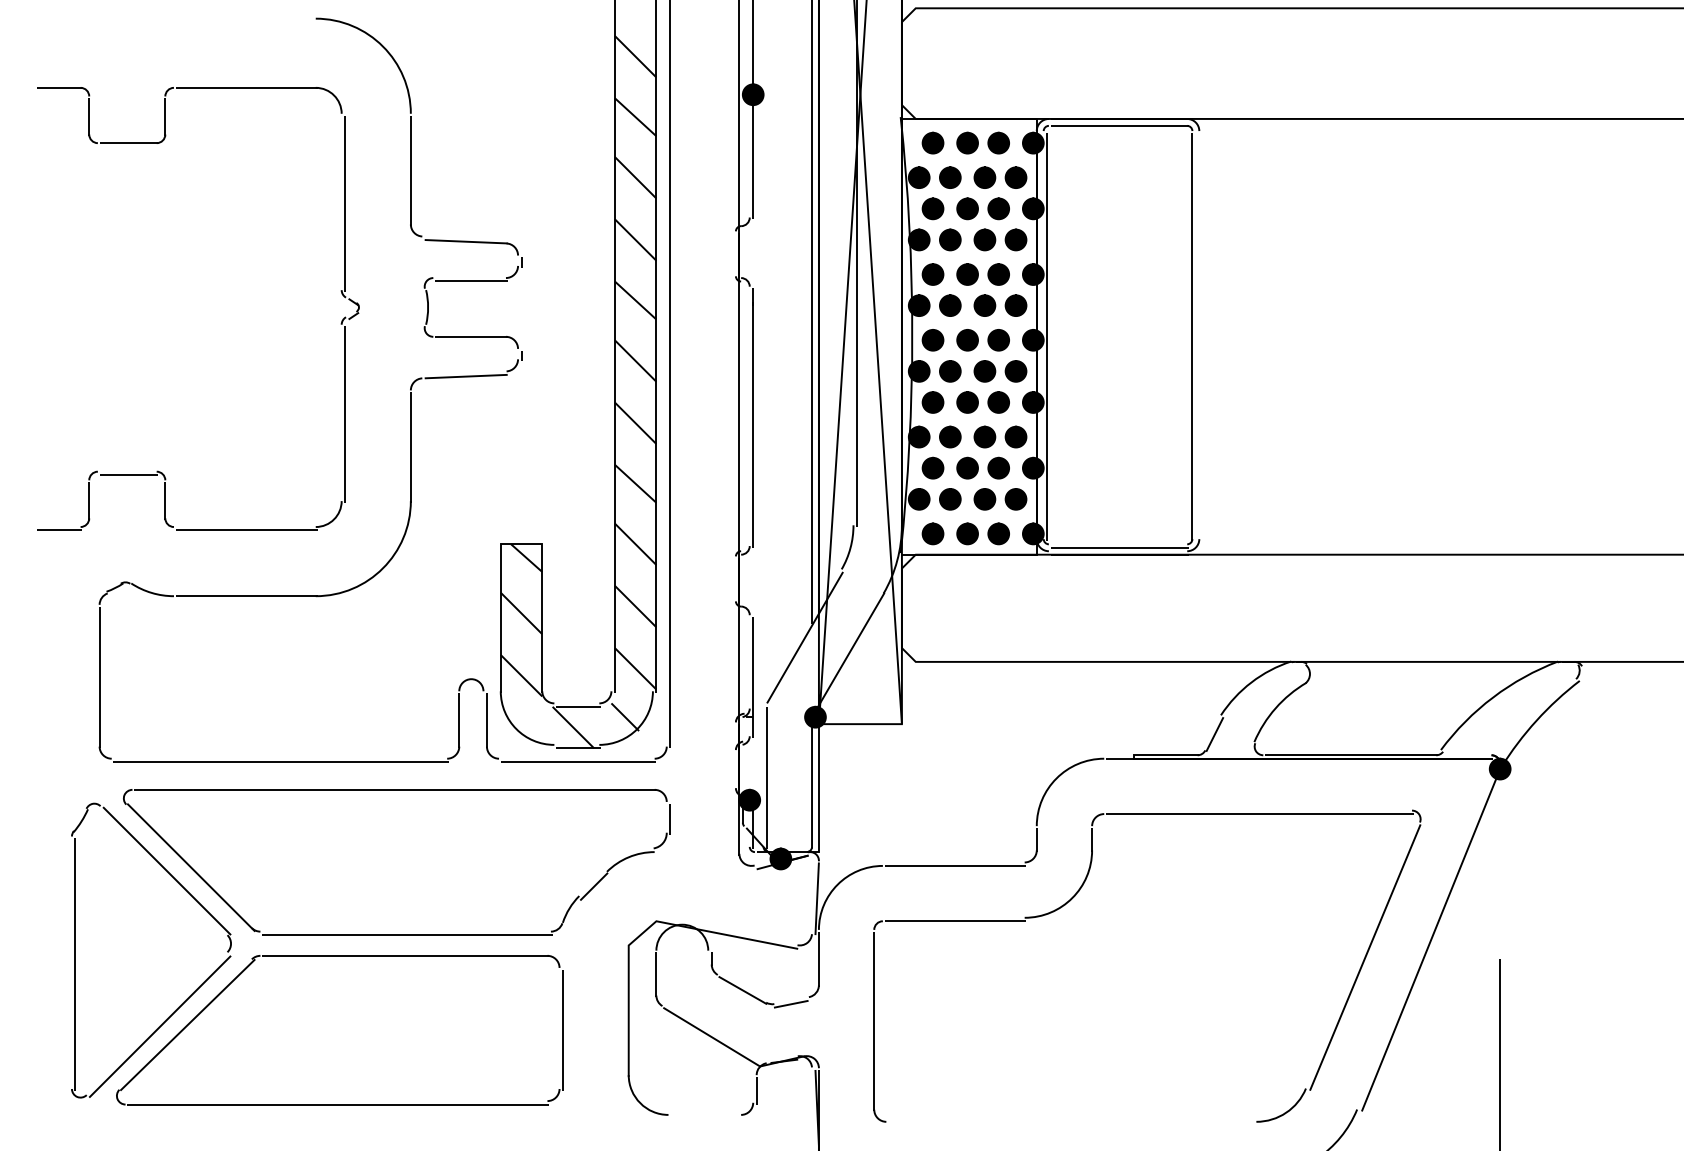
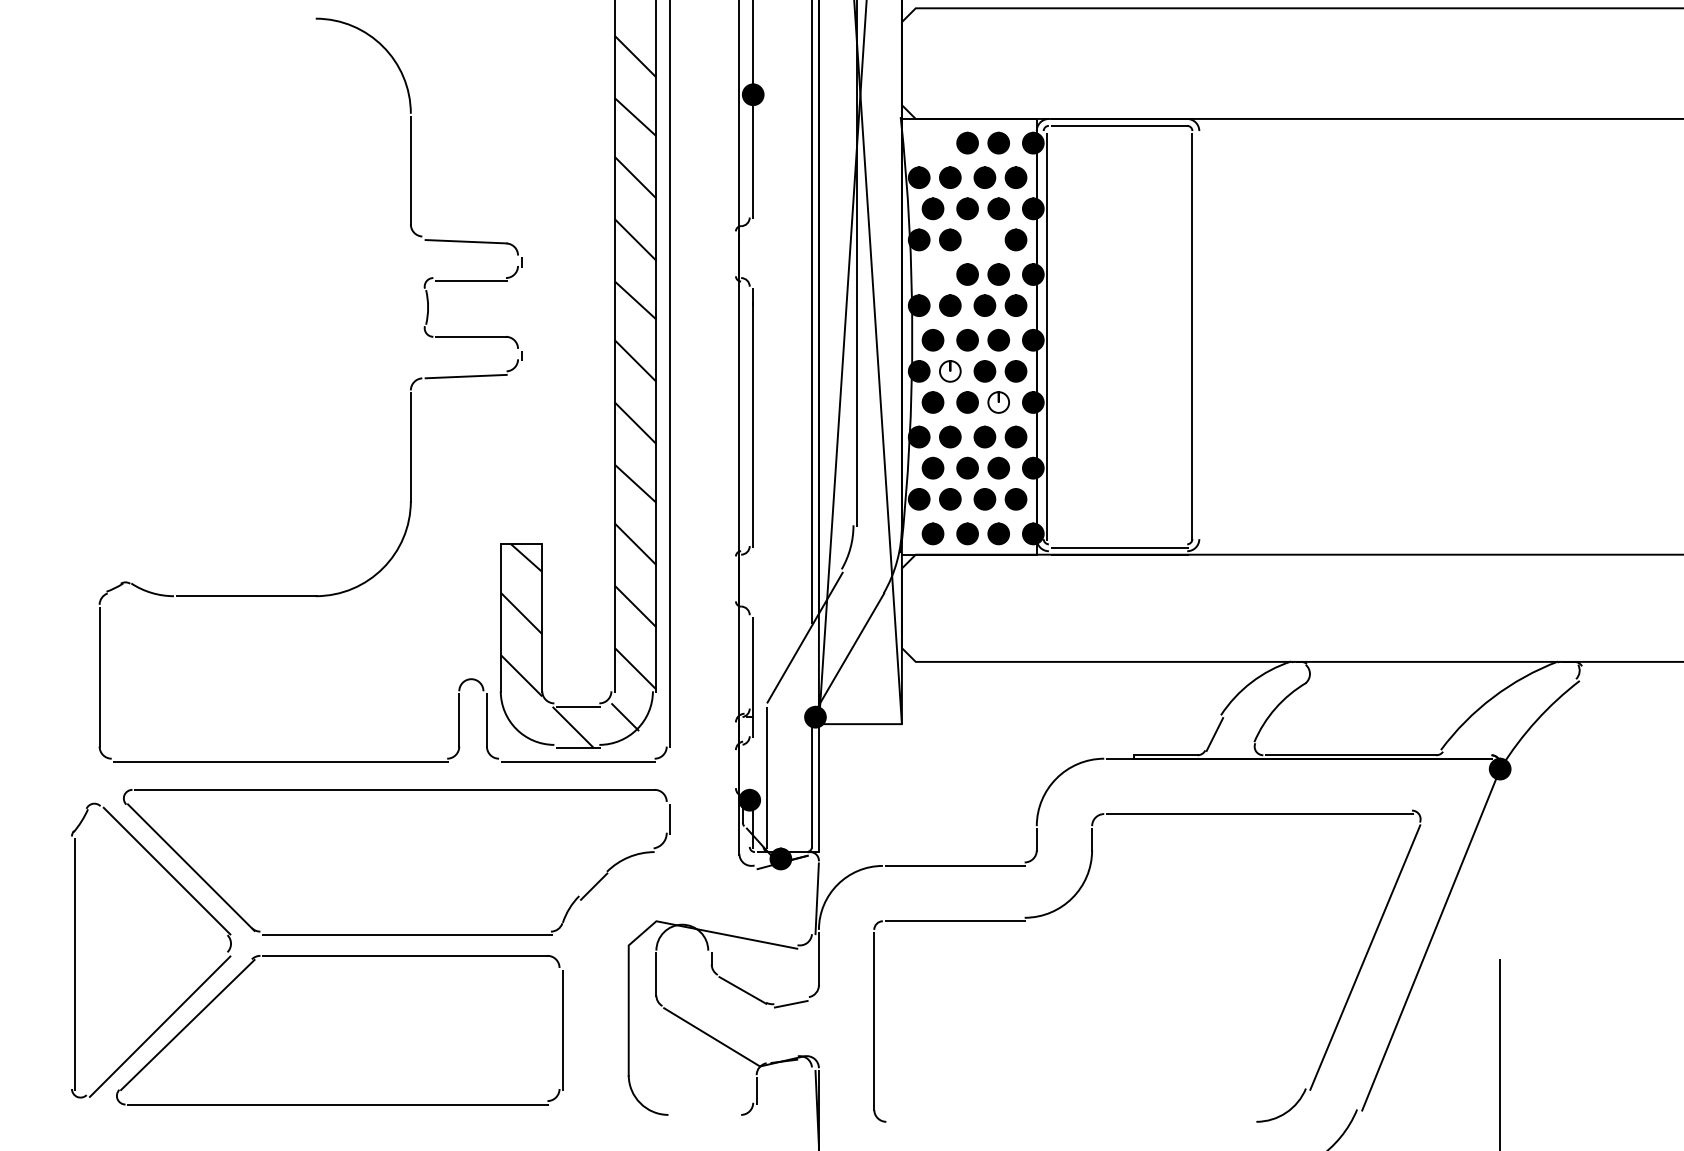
part: present -> none (932, 142)
part: present -> none (984, 239)
part: present -> none (932, 274)
part: present -> none (340, 323)
fill: present -> none (949, 371)
fill: present -> none (998, 402)
